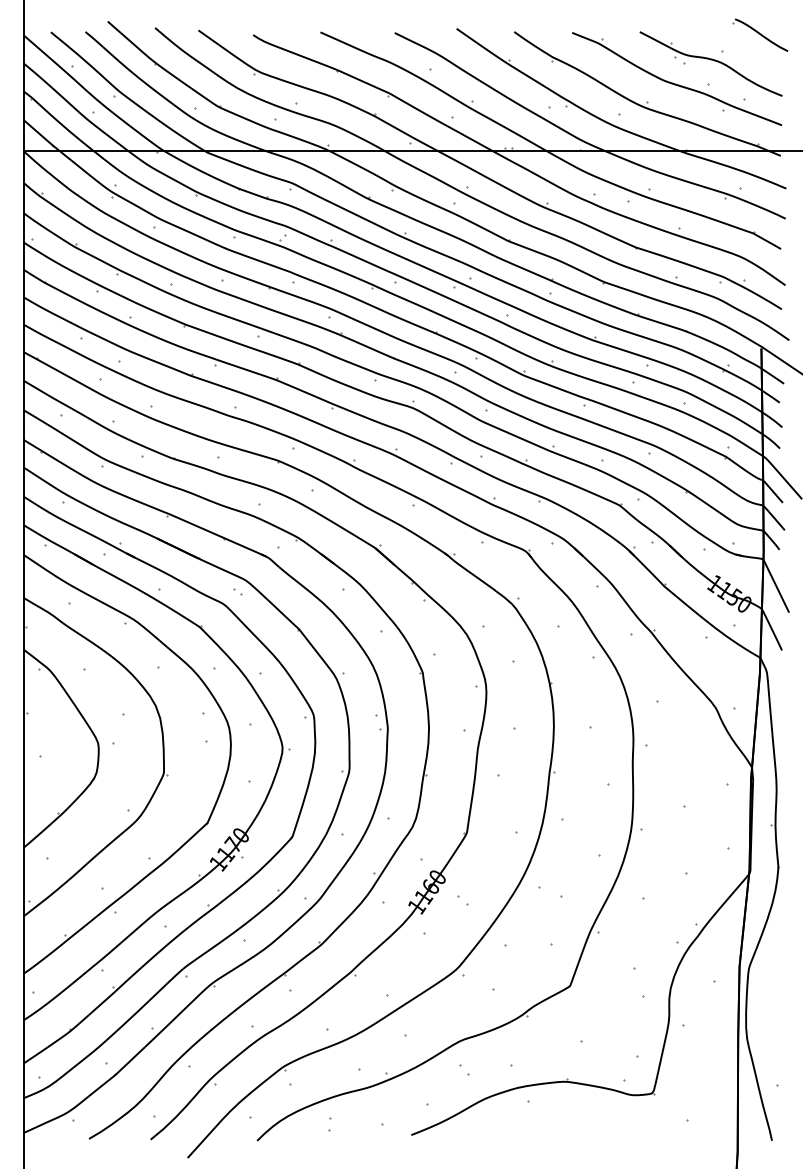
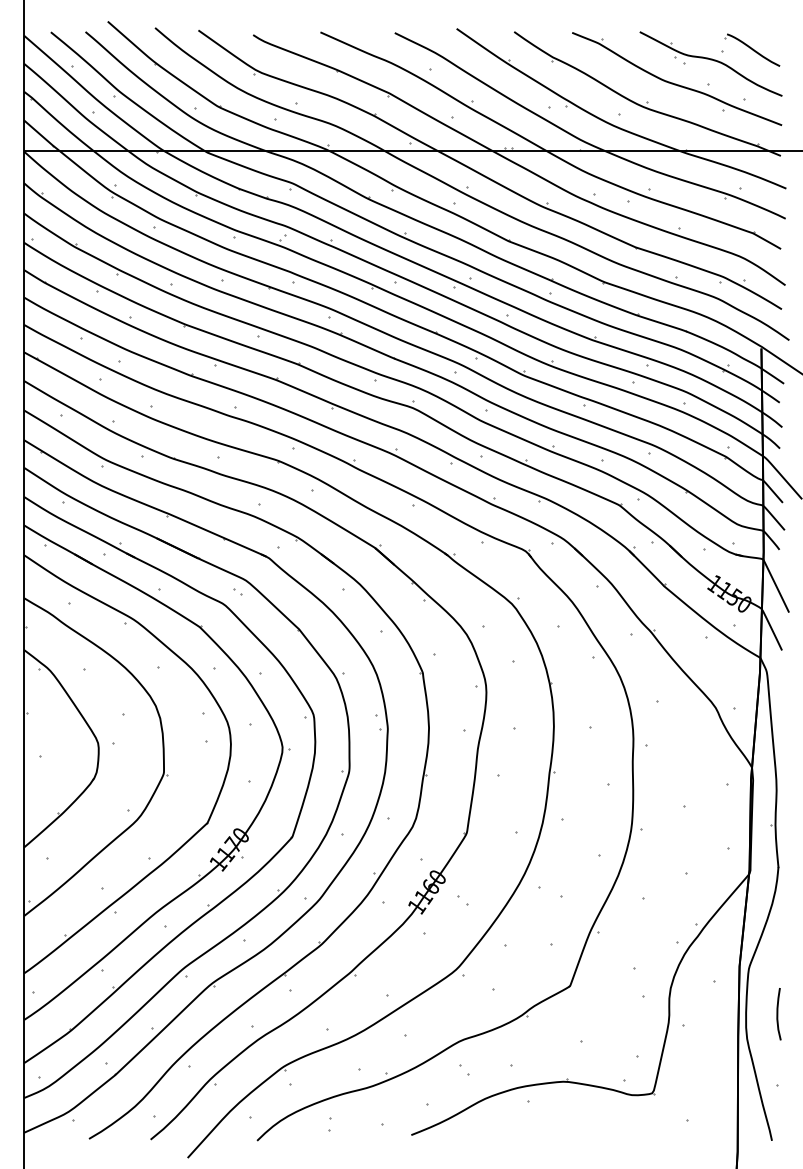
part position: (760, 34) -> (752, 49) (752, 49)
curve: none -> present (778, 1014)
